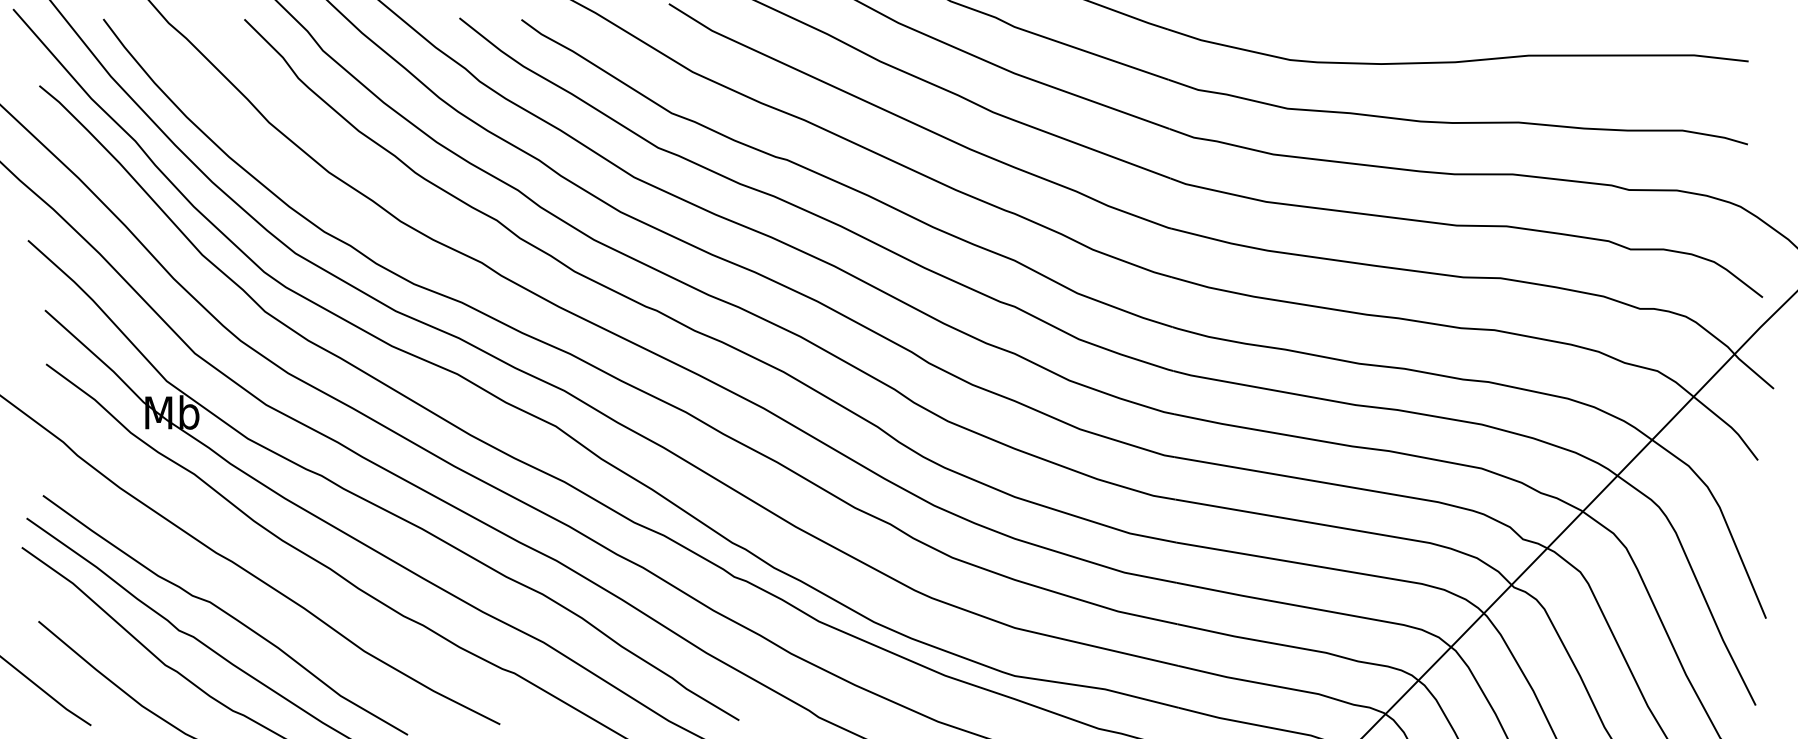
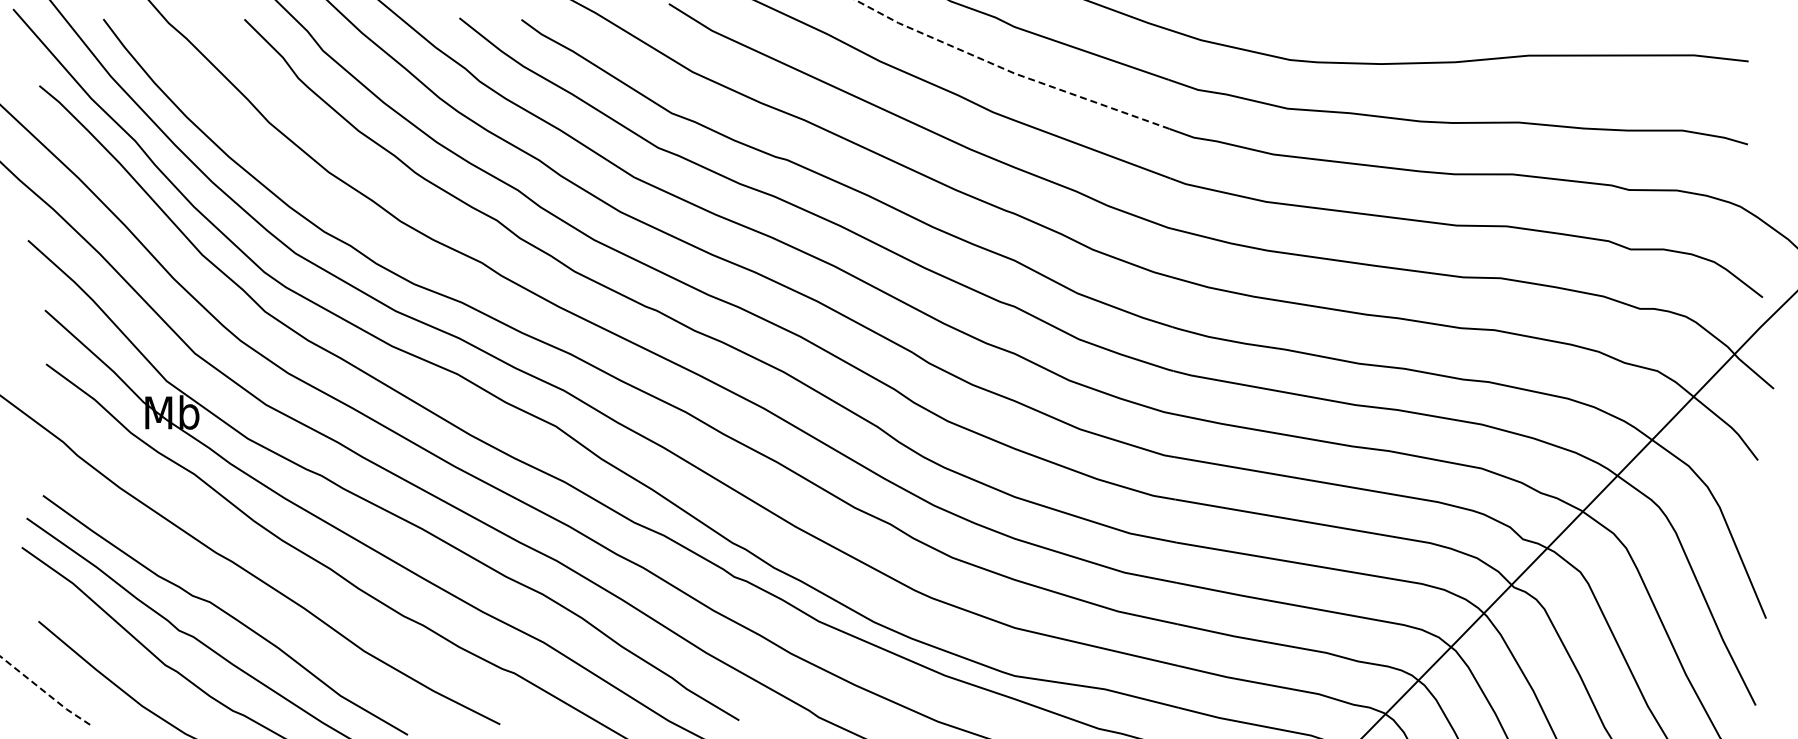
line: solid -> dashed (1009, 71)
line: solid -> dashed (45, 692)
